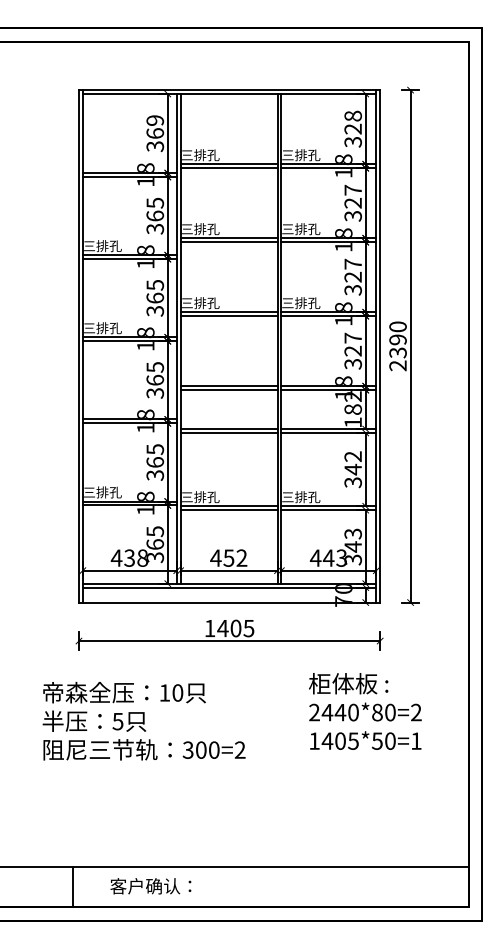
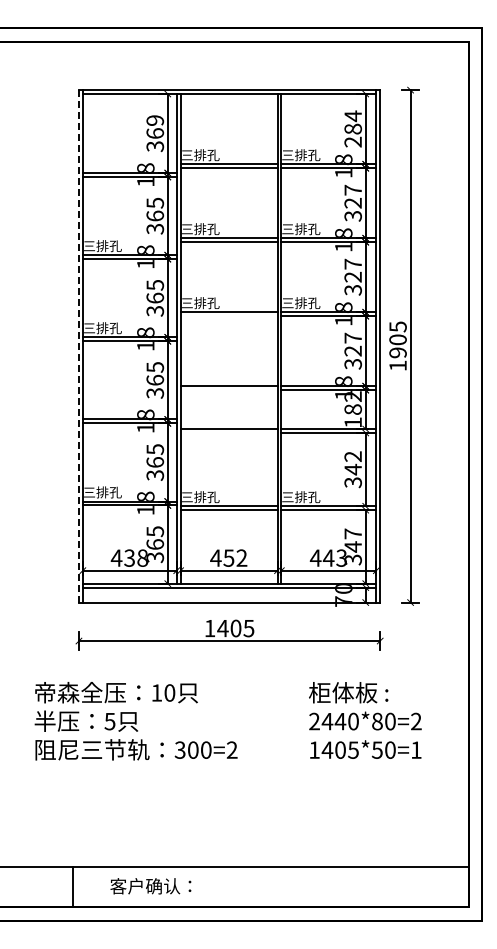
text: 328 -> 284 (352, 128)
line: present -> none (228, 316)
line: solid -> dashed (78, 345)
text: 2390 -> 1905 (397, 346)
line: present -> none (228, 390)
line: present -> none (228, 432)
text: 343 -> 347 (352, 533)
text position: (365, 711) -> (365, 720) (365, 720)
text position: (143, 721) -> (135, 721) (135, 721)
